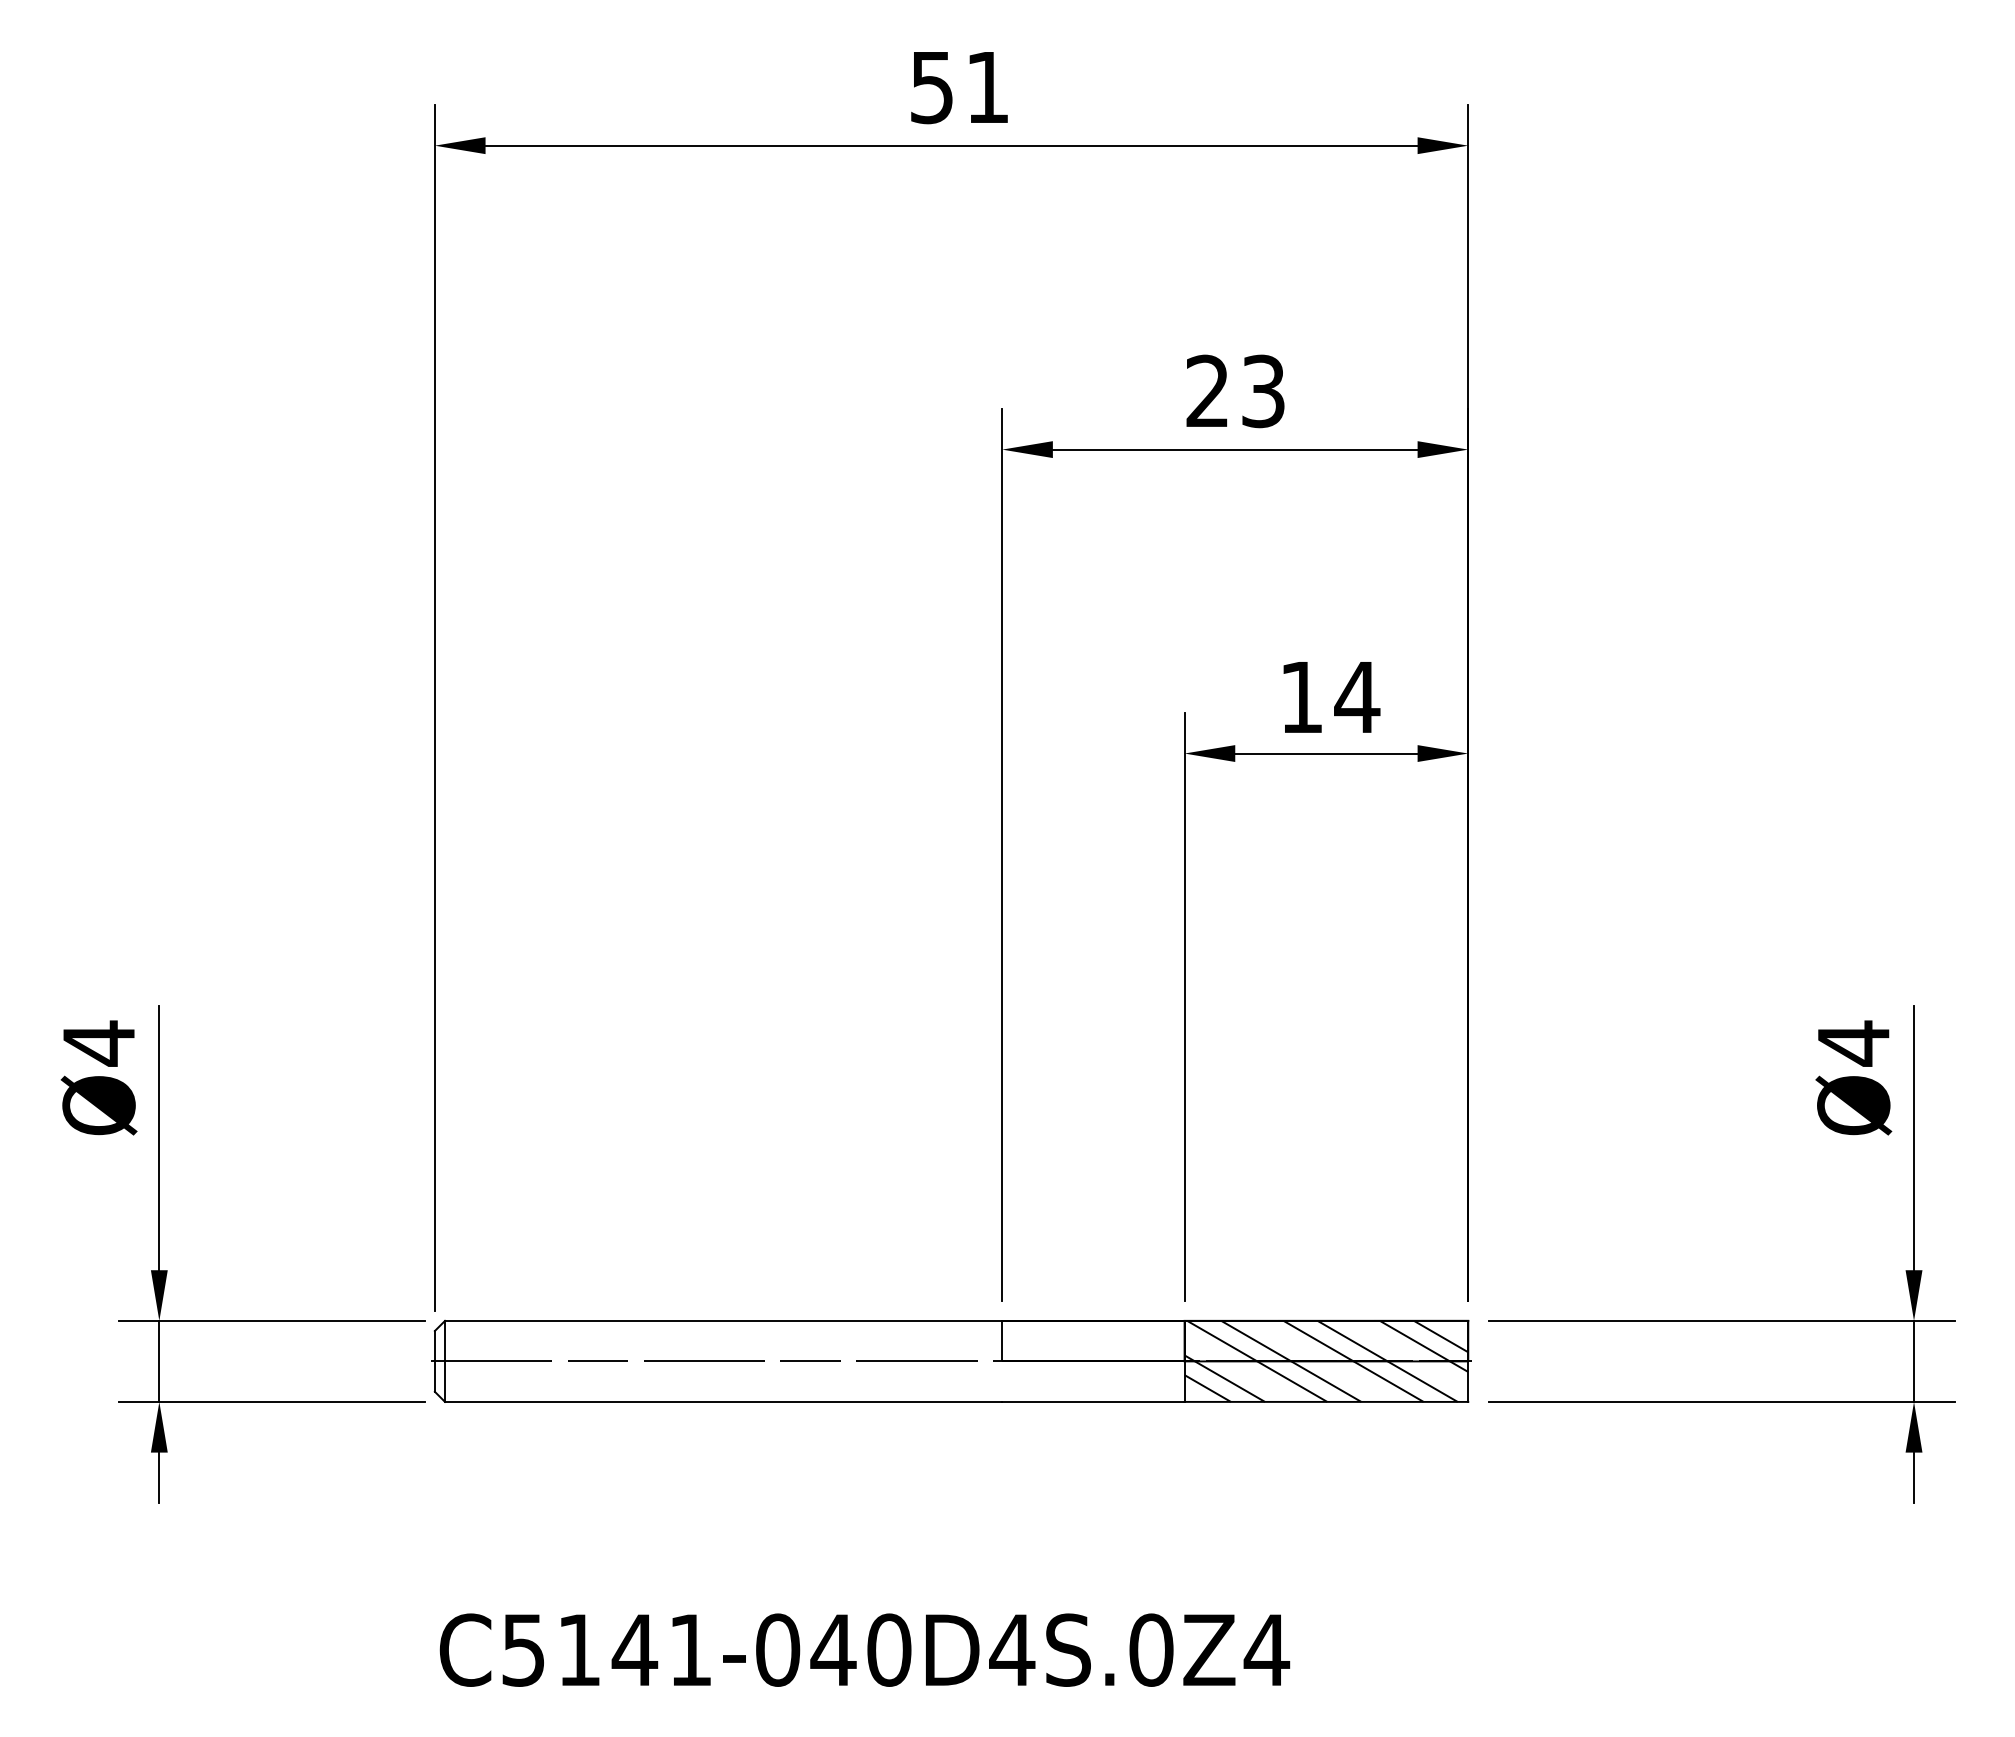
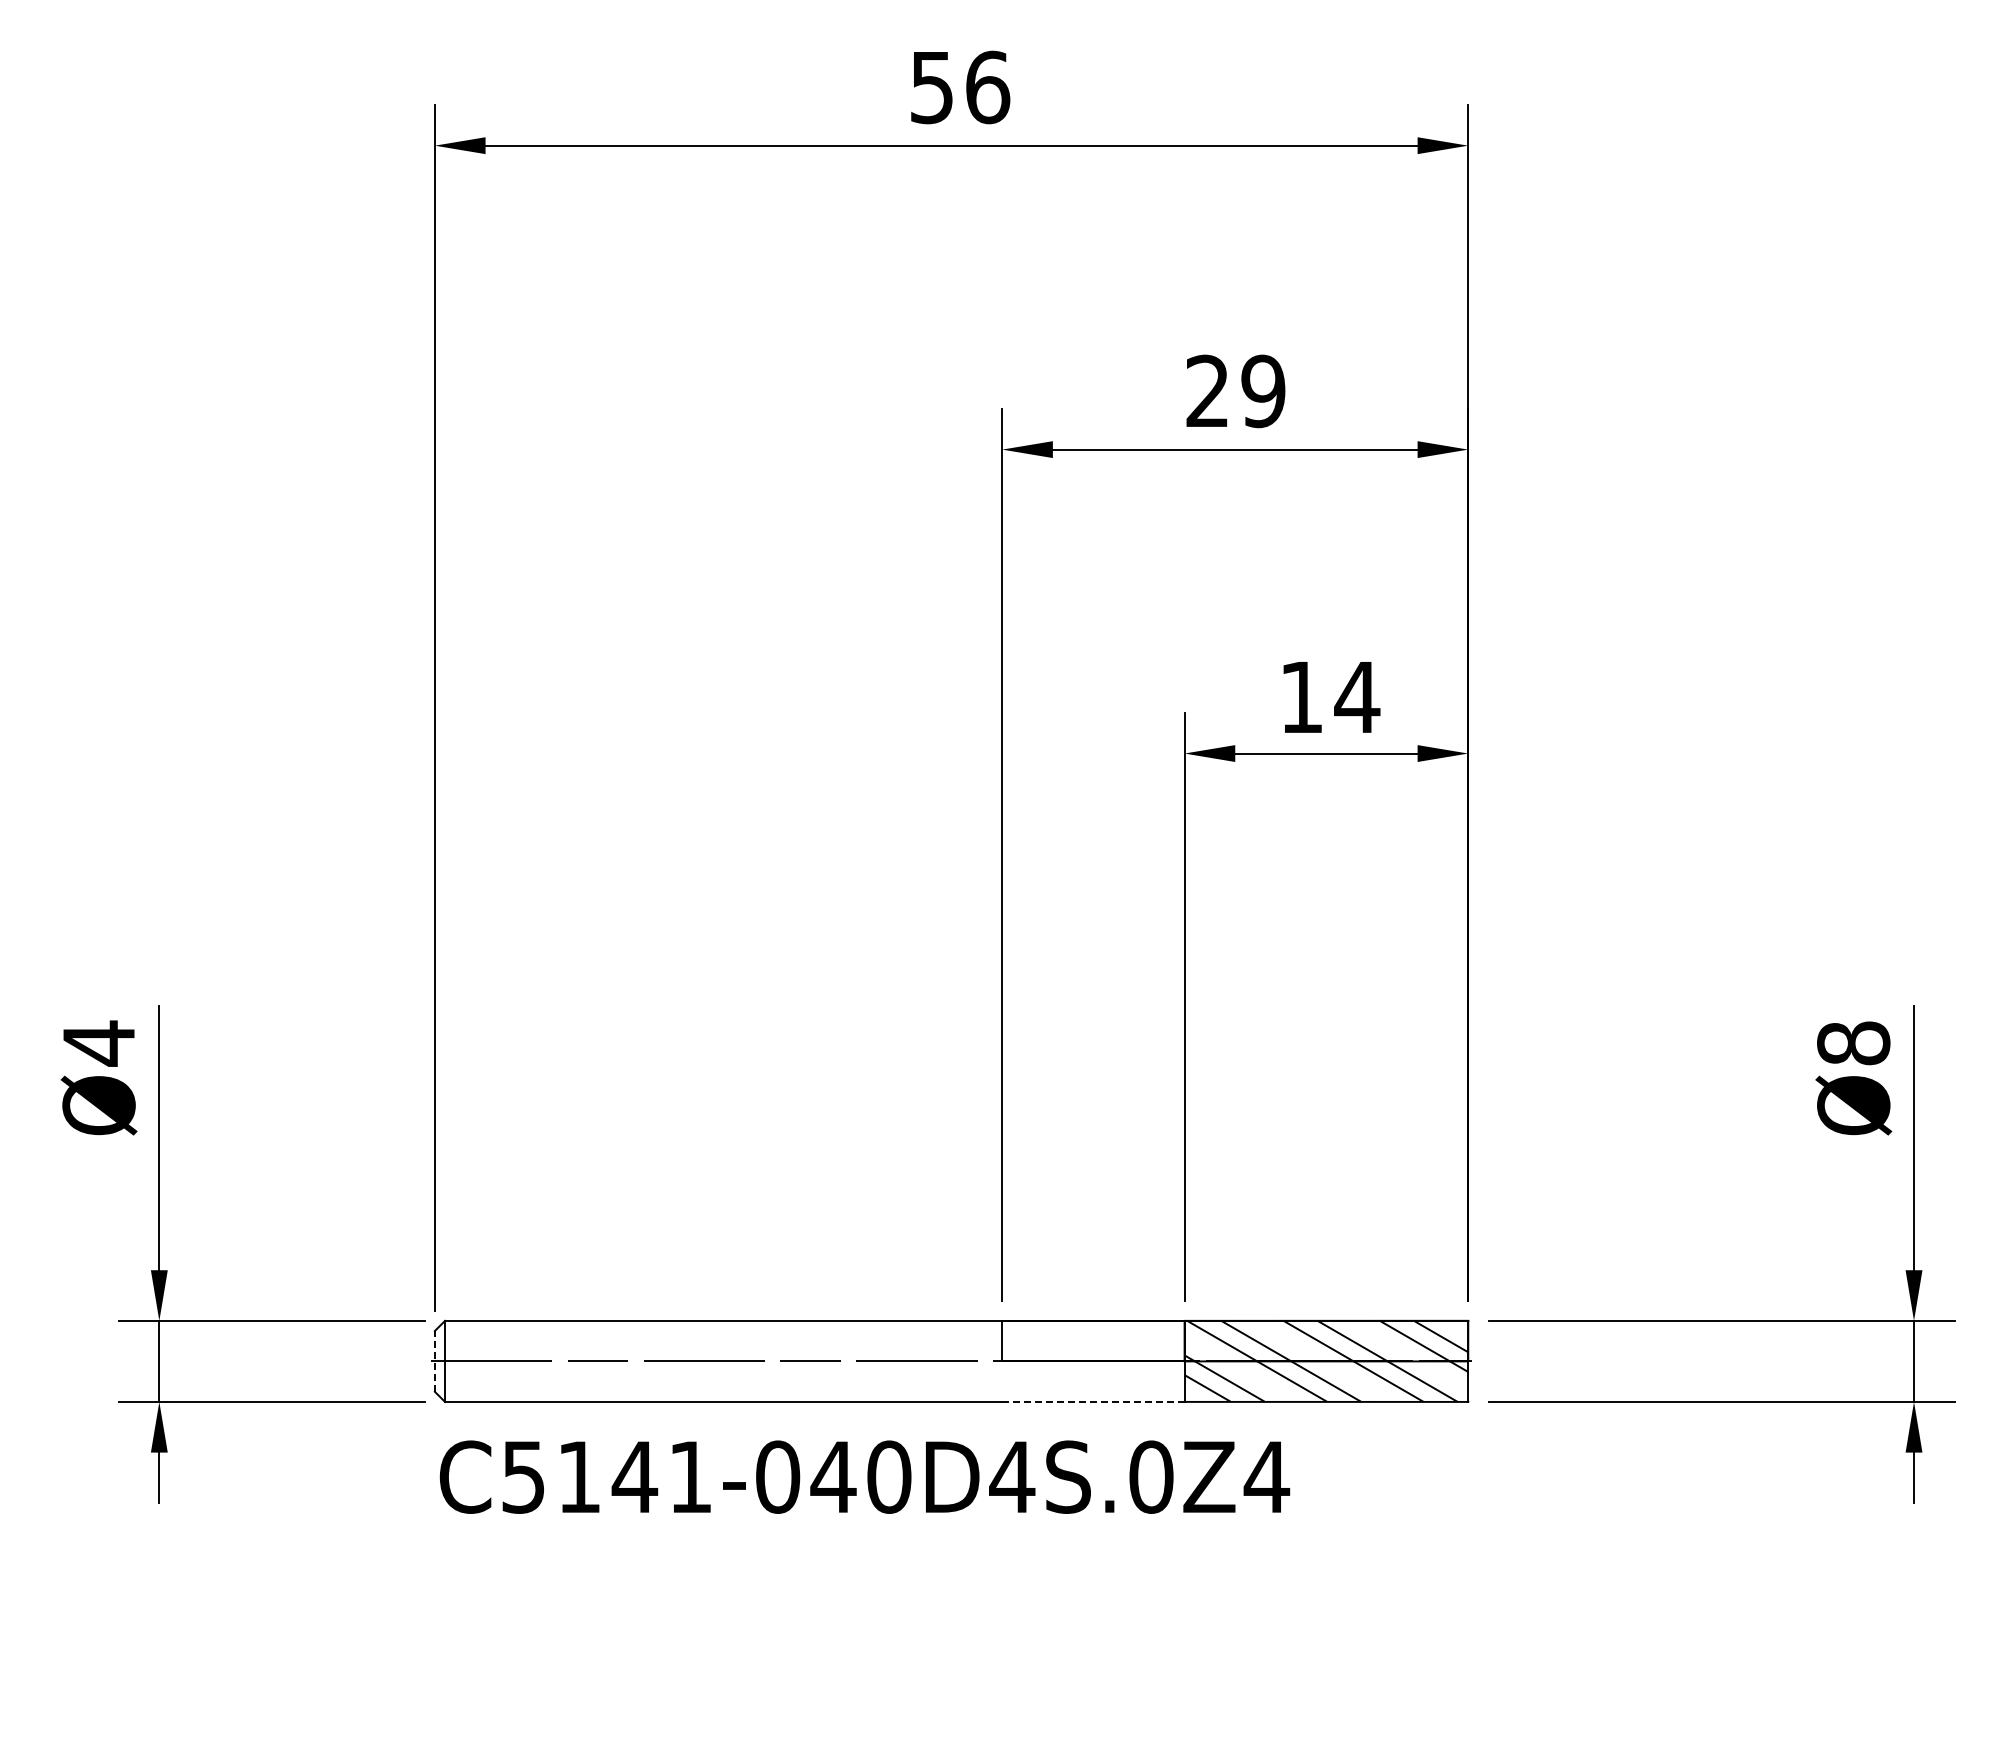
text: 51 -> 56 (988, 87)
text: 23 -> 29 (1263, 391)
text: Ø4 -> Ø8 (1853, 1043)
line: solid -> dashed (434, 1360)
line: solid -> dashed (1093, 1401)
text position: (864, 1649) -> (864, 1476) (864, 1476)
